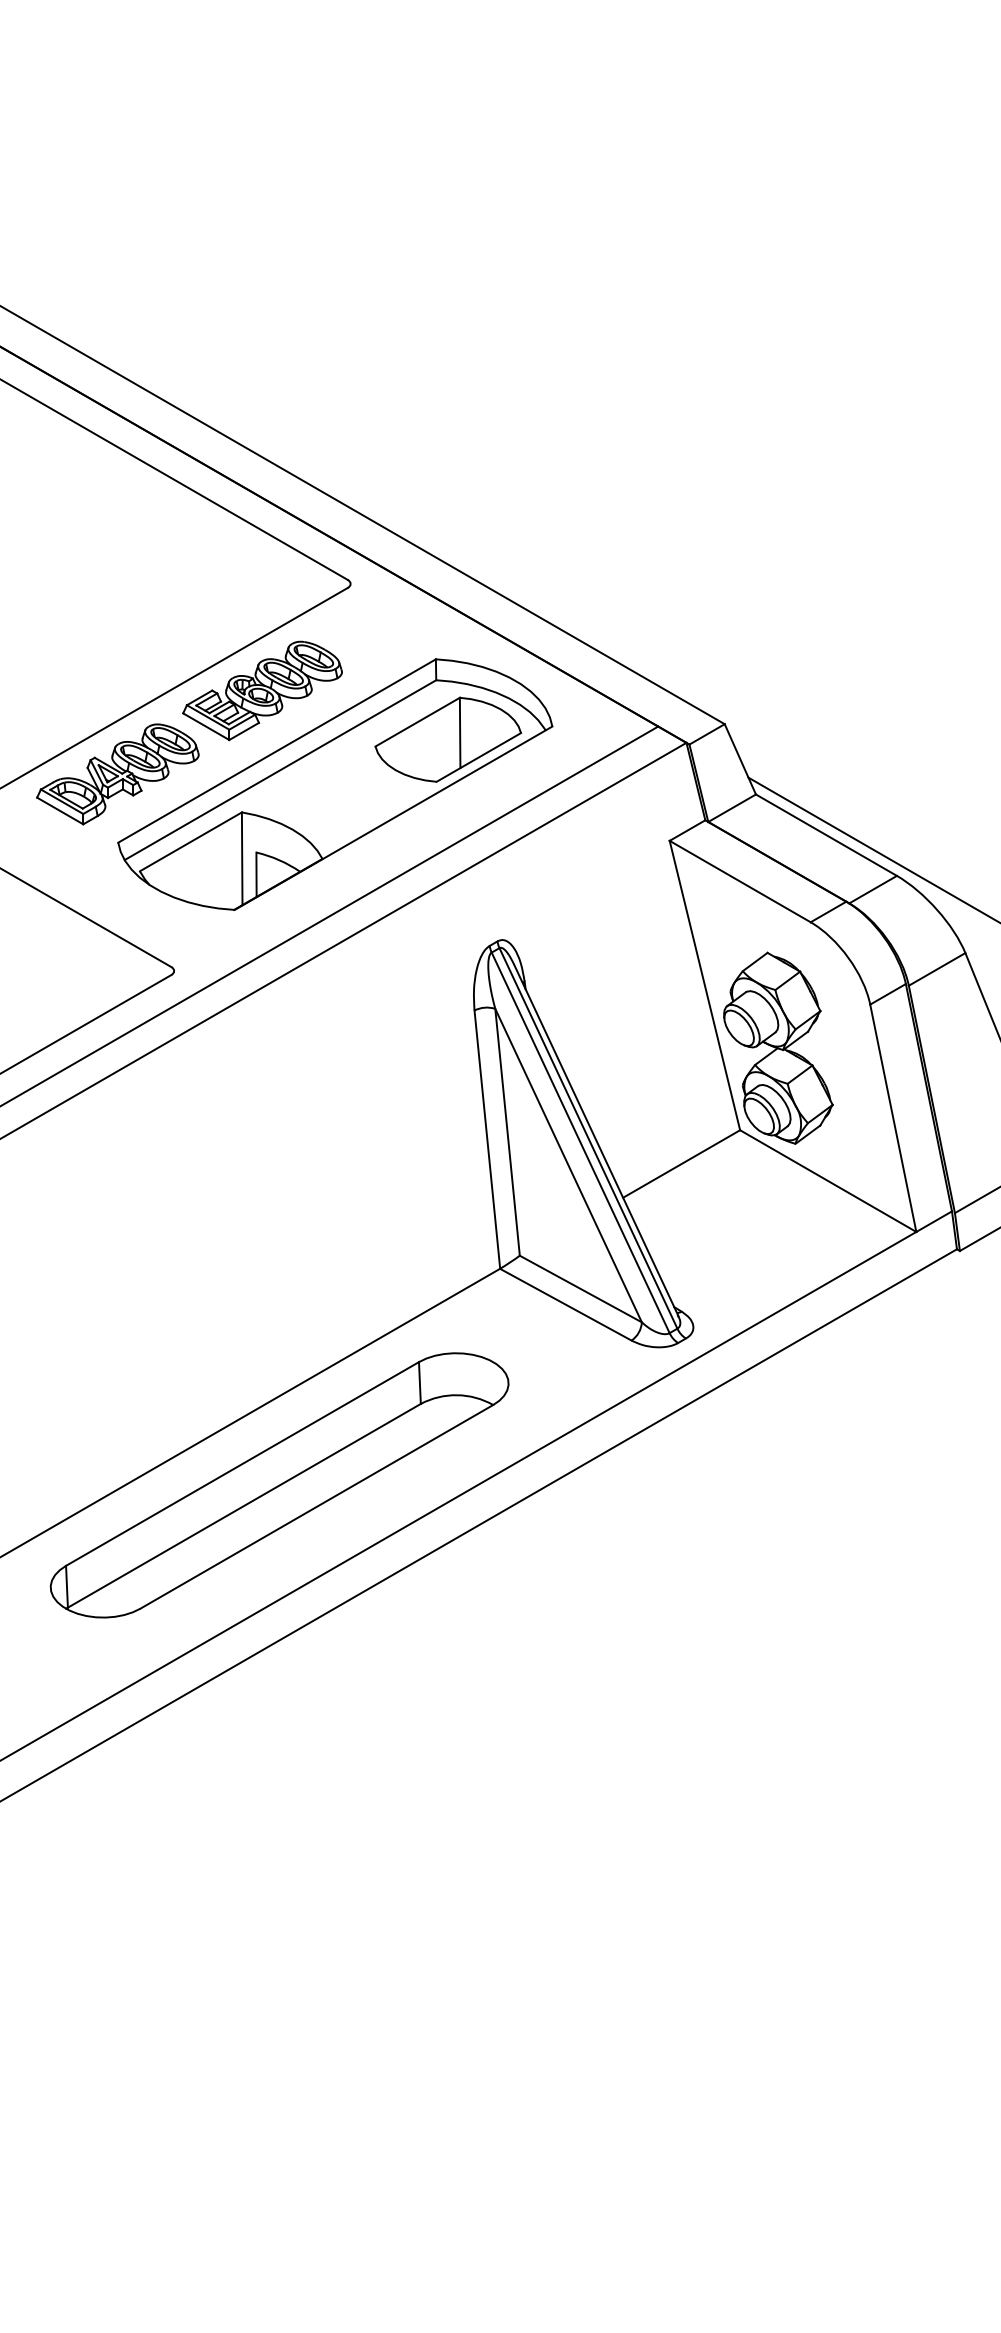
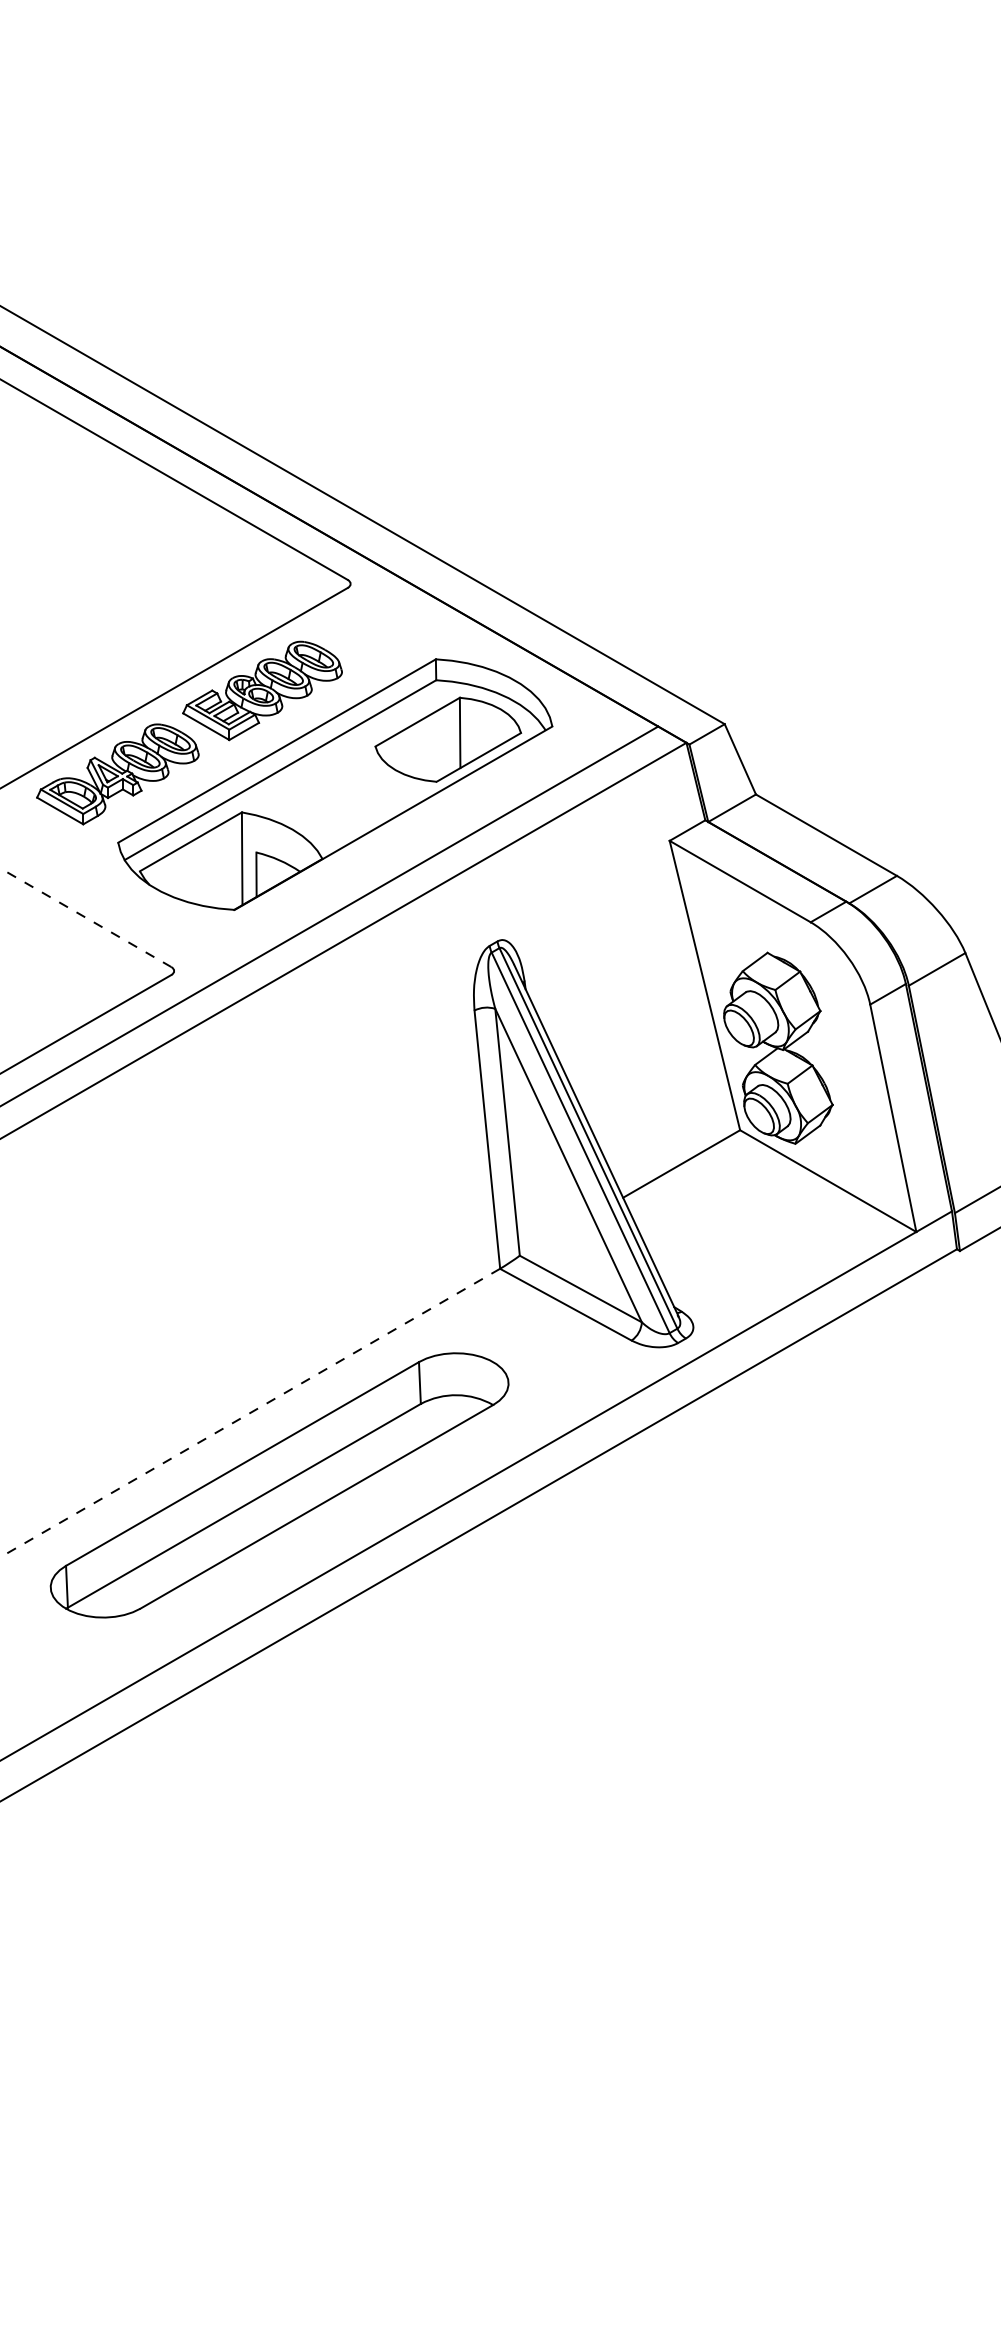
line: present -> none (872, 849)
line: solid -> dashed (85, 917)
line: solid -> dashed (250, 1413)
